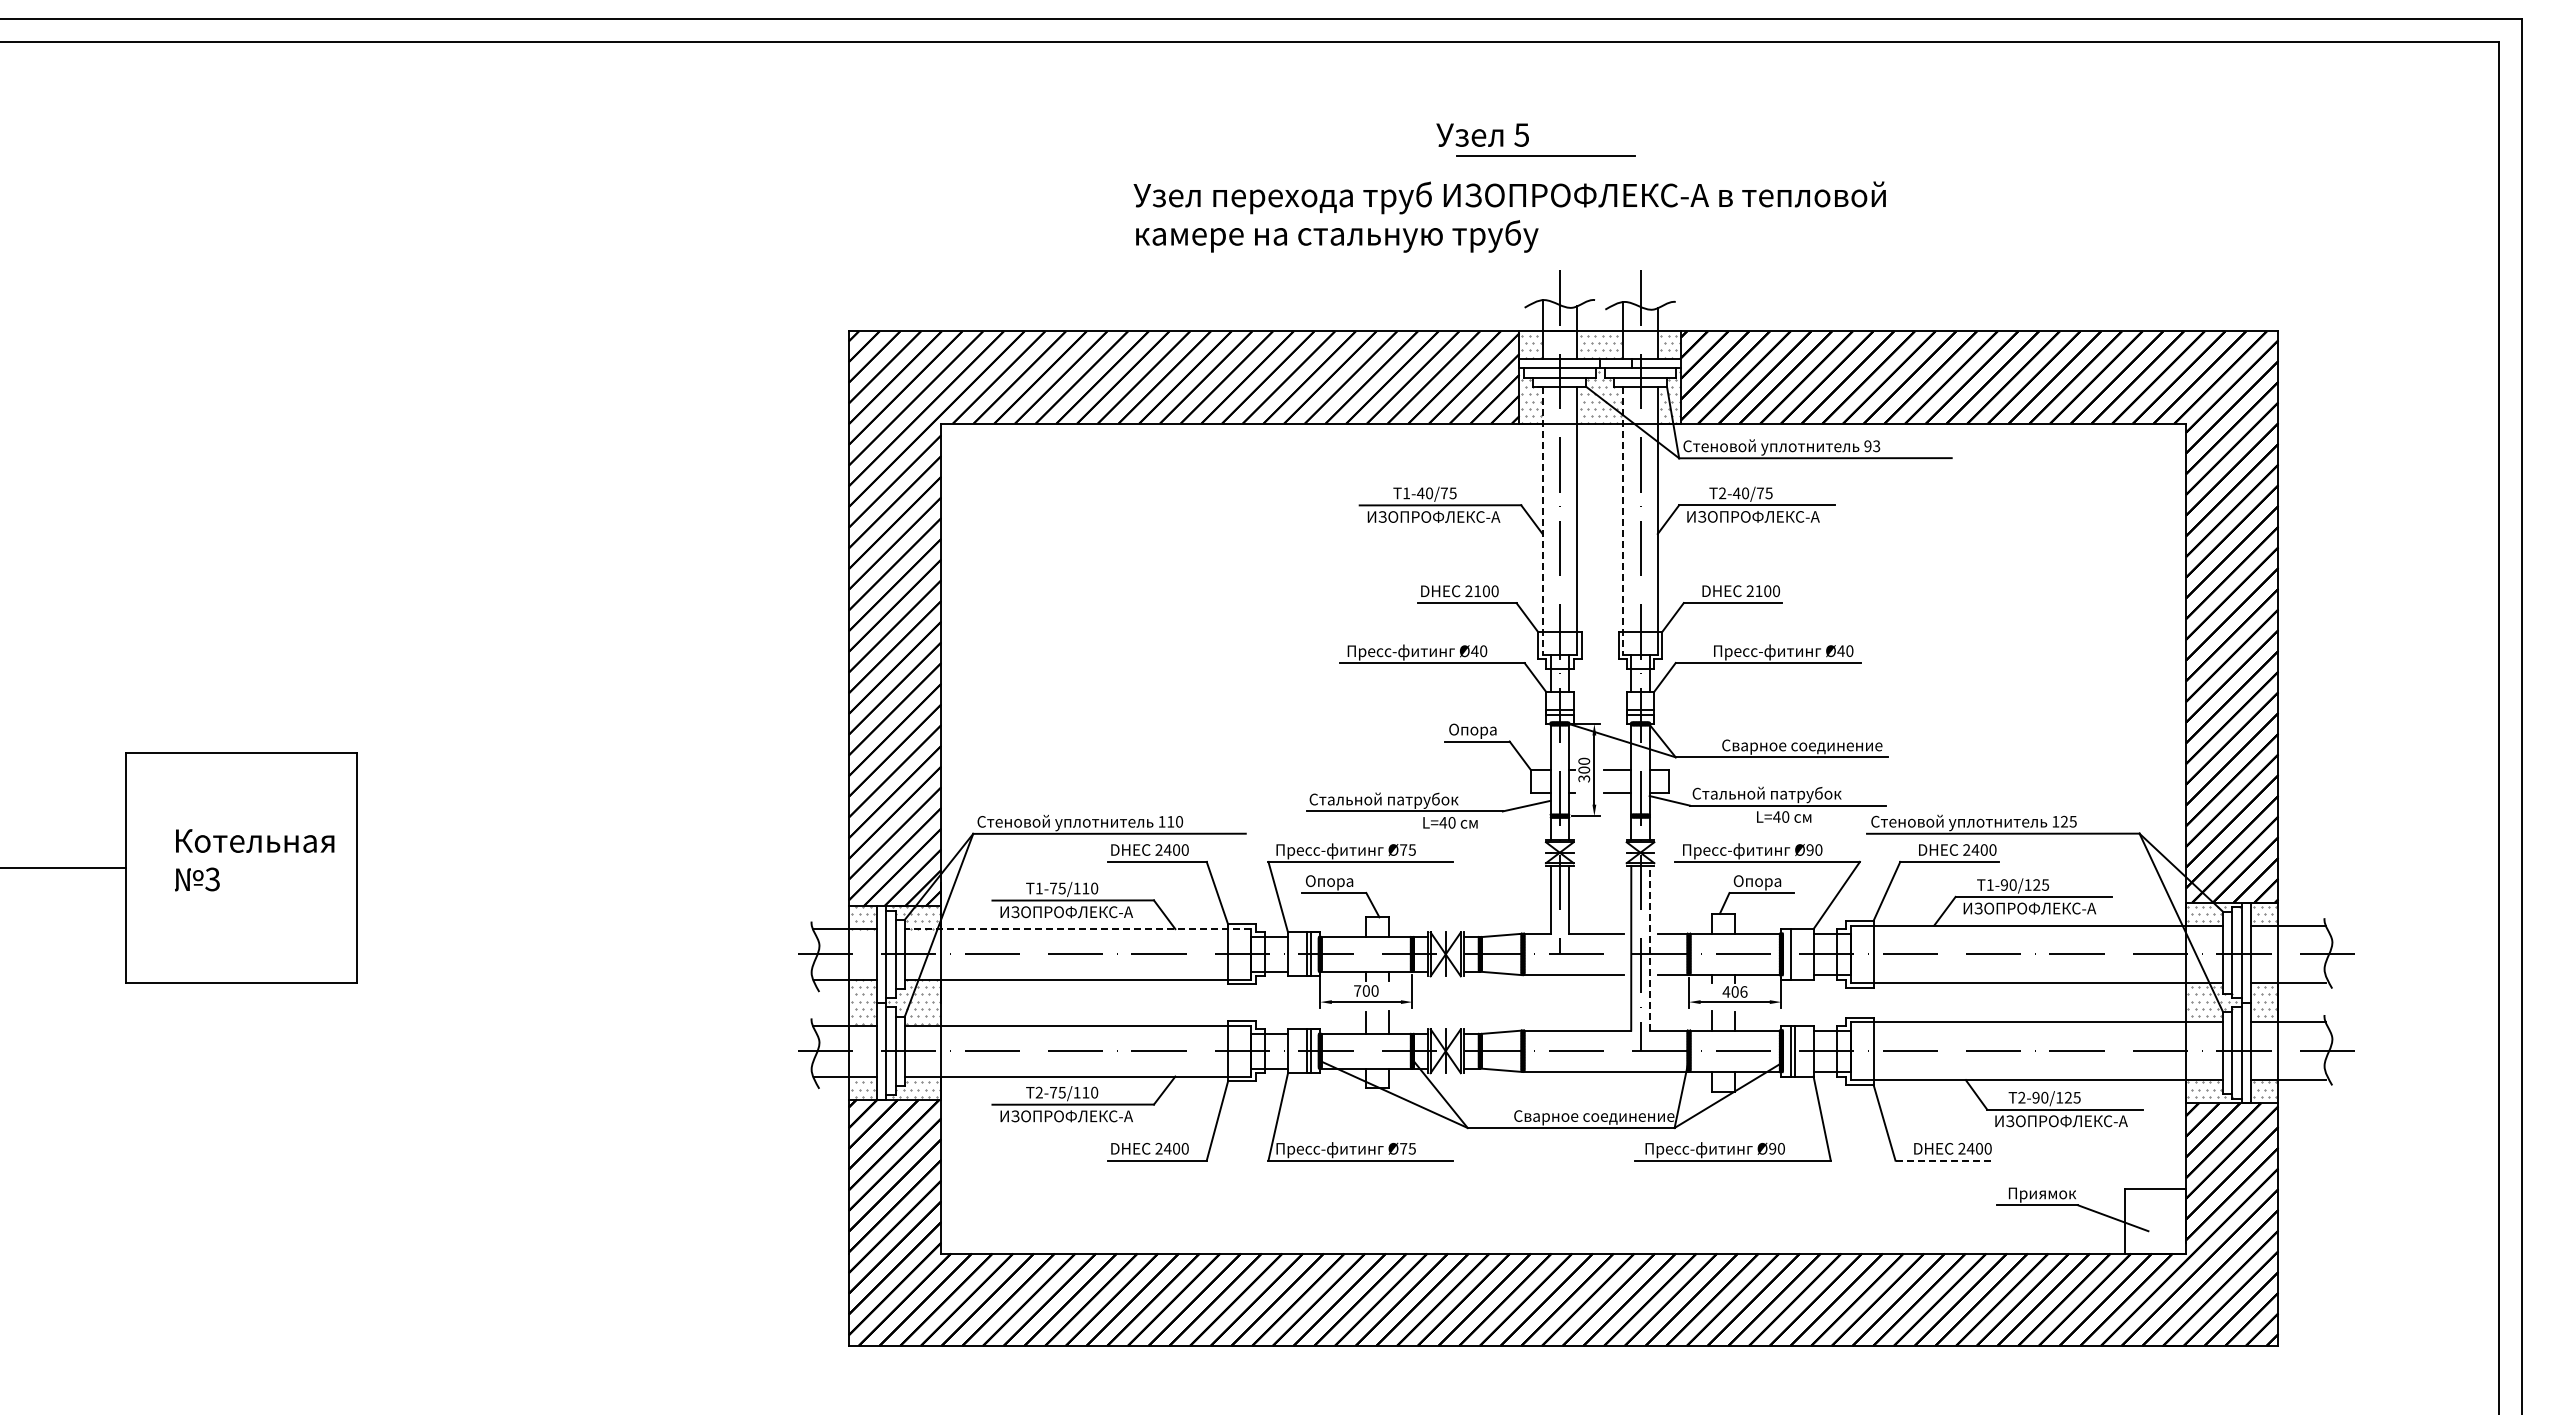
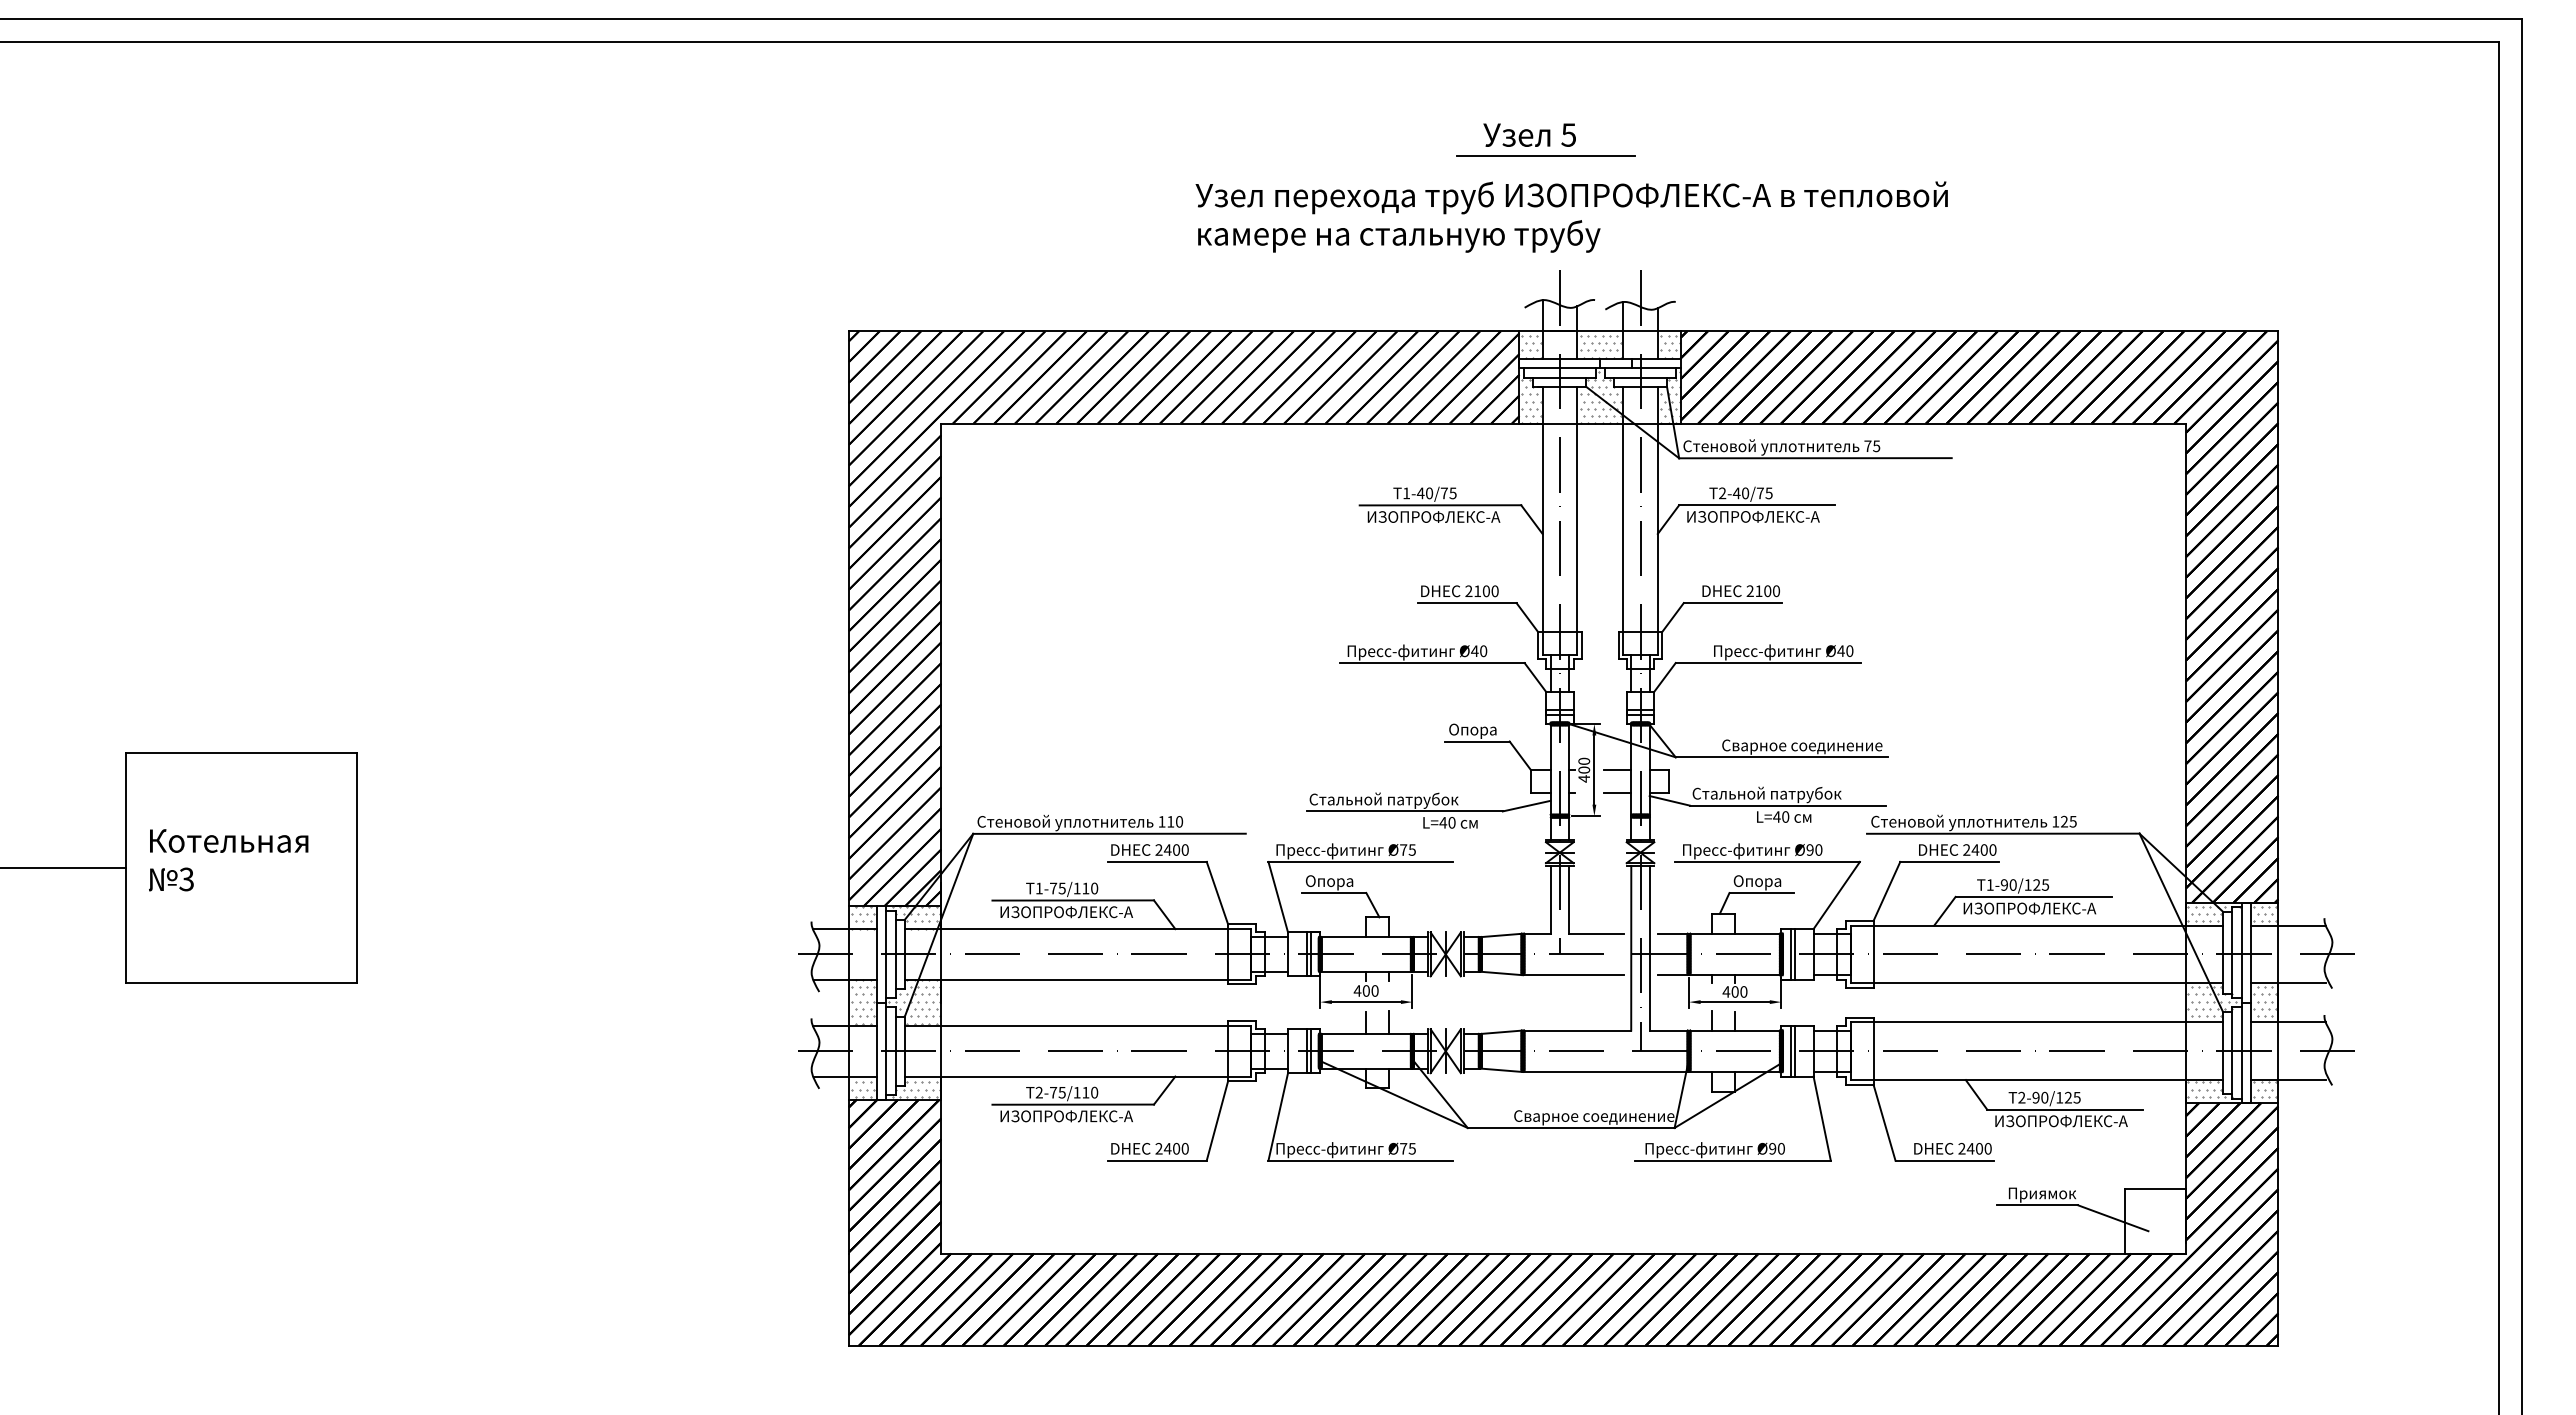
text position: (1482, 134) -> (1529, 134) (1529, 134)
text position: (1509, 216) -> (1571, 216) (1571, 216)
text: 93 -> 75 (1872, 446)
line: dashed -> solid (1542, 520)
line: dashed -> solid (1623, 520)
text: 300 -> 400 (1584, 778)
text position: (254, 860) -> (228, 860) (228, 860)
line: dashed -> solid (1077, 929)
line: dashed -> solid (1649, 947)
line: none -> present (1795, 954)
text: 700 -> 400 (1357, 990)
text: 406 -> 400 (1743, 991)
line: dashed -> solid (1945, 1160)
